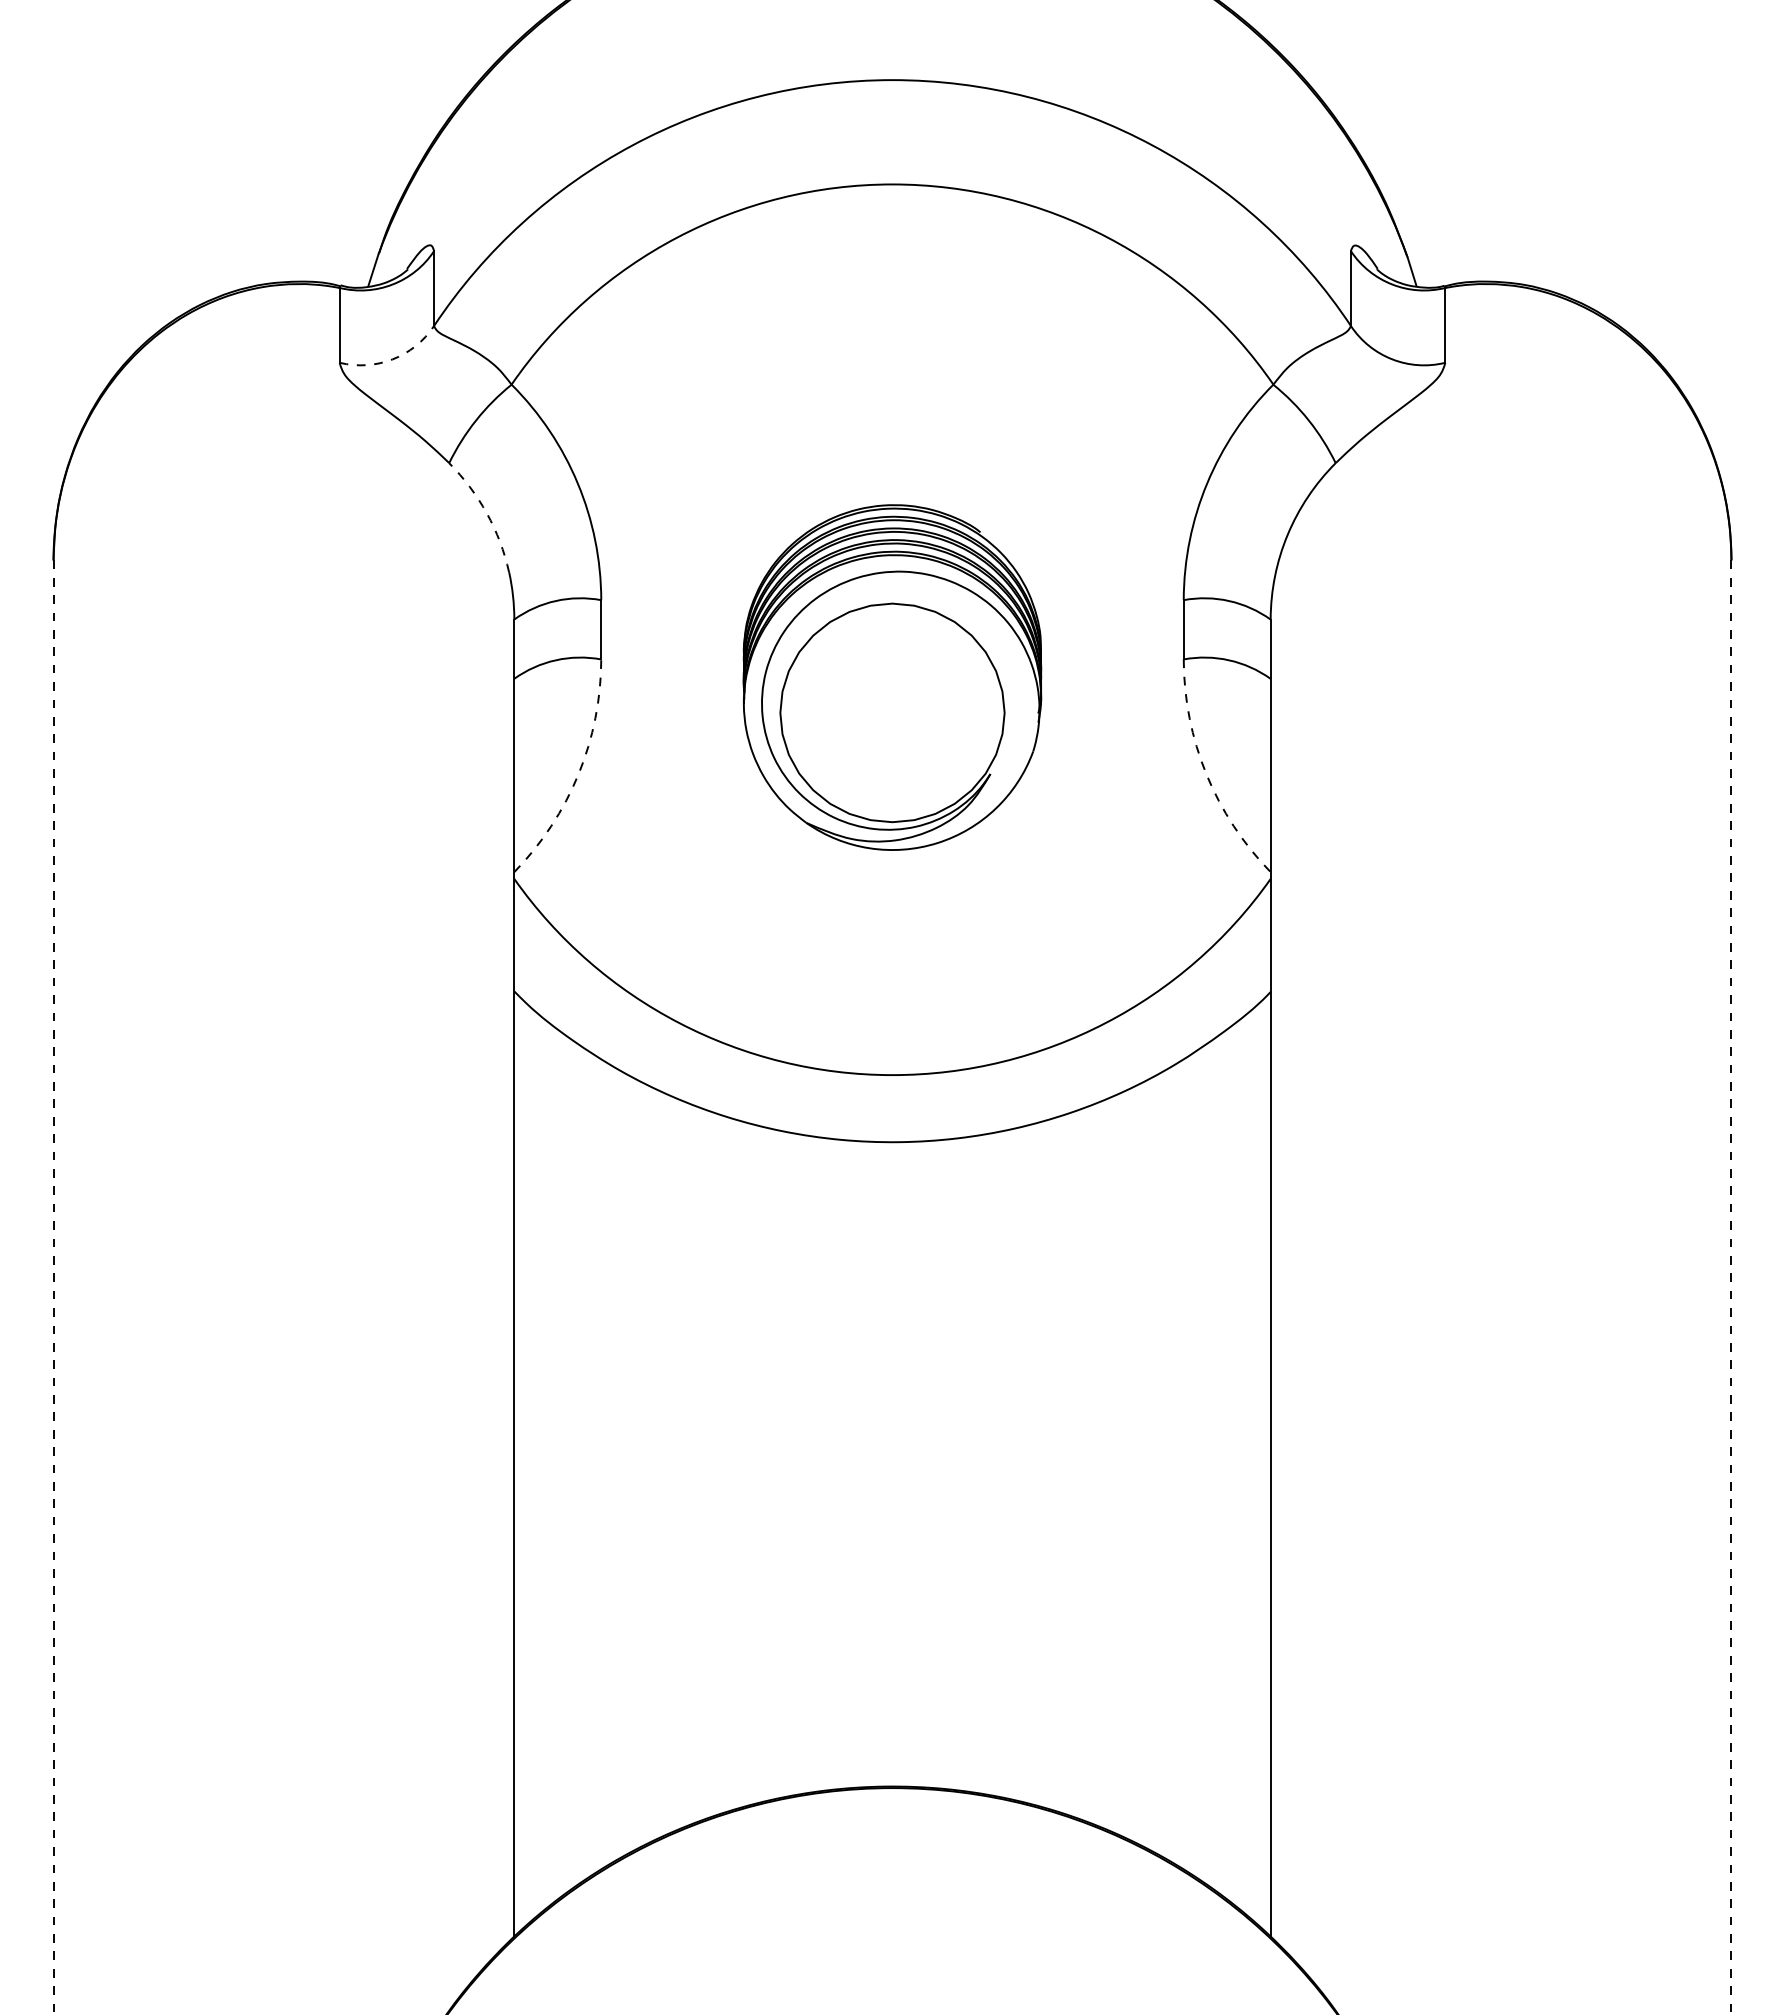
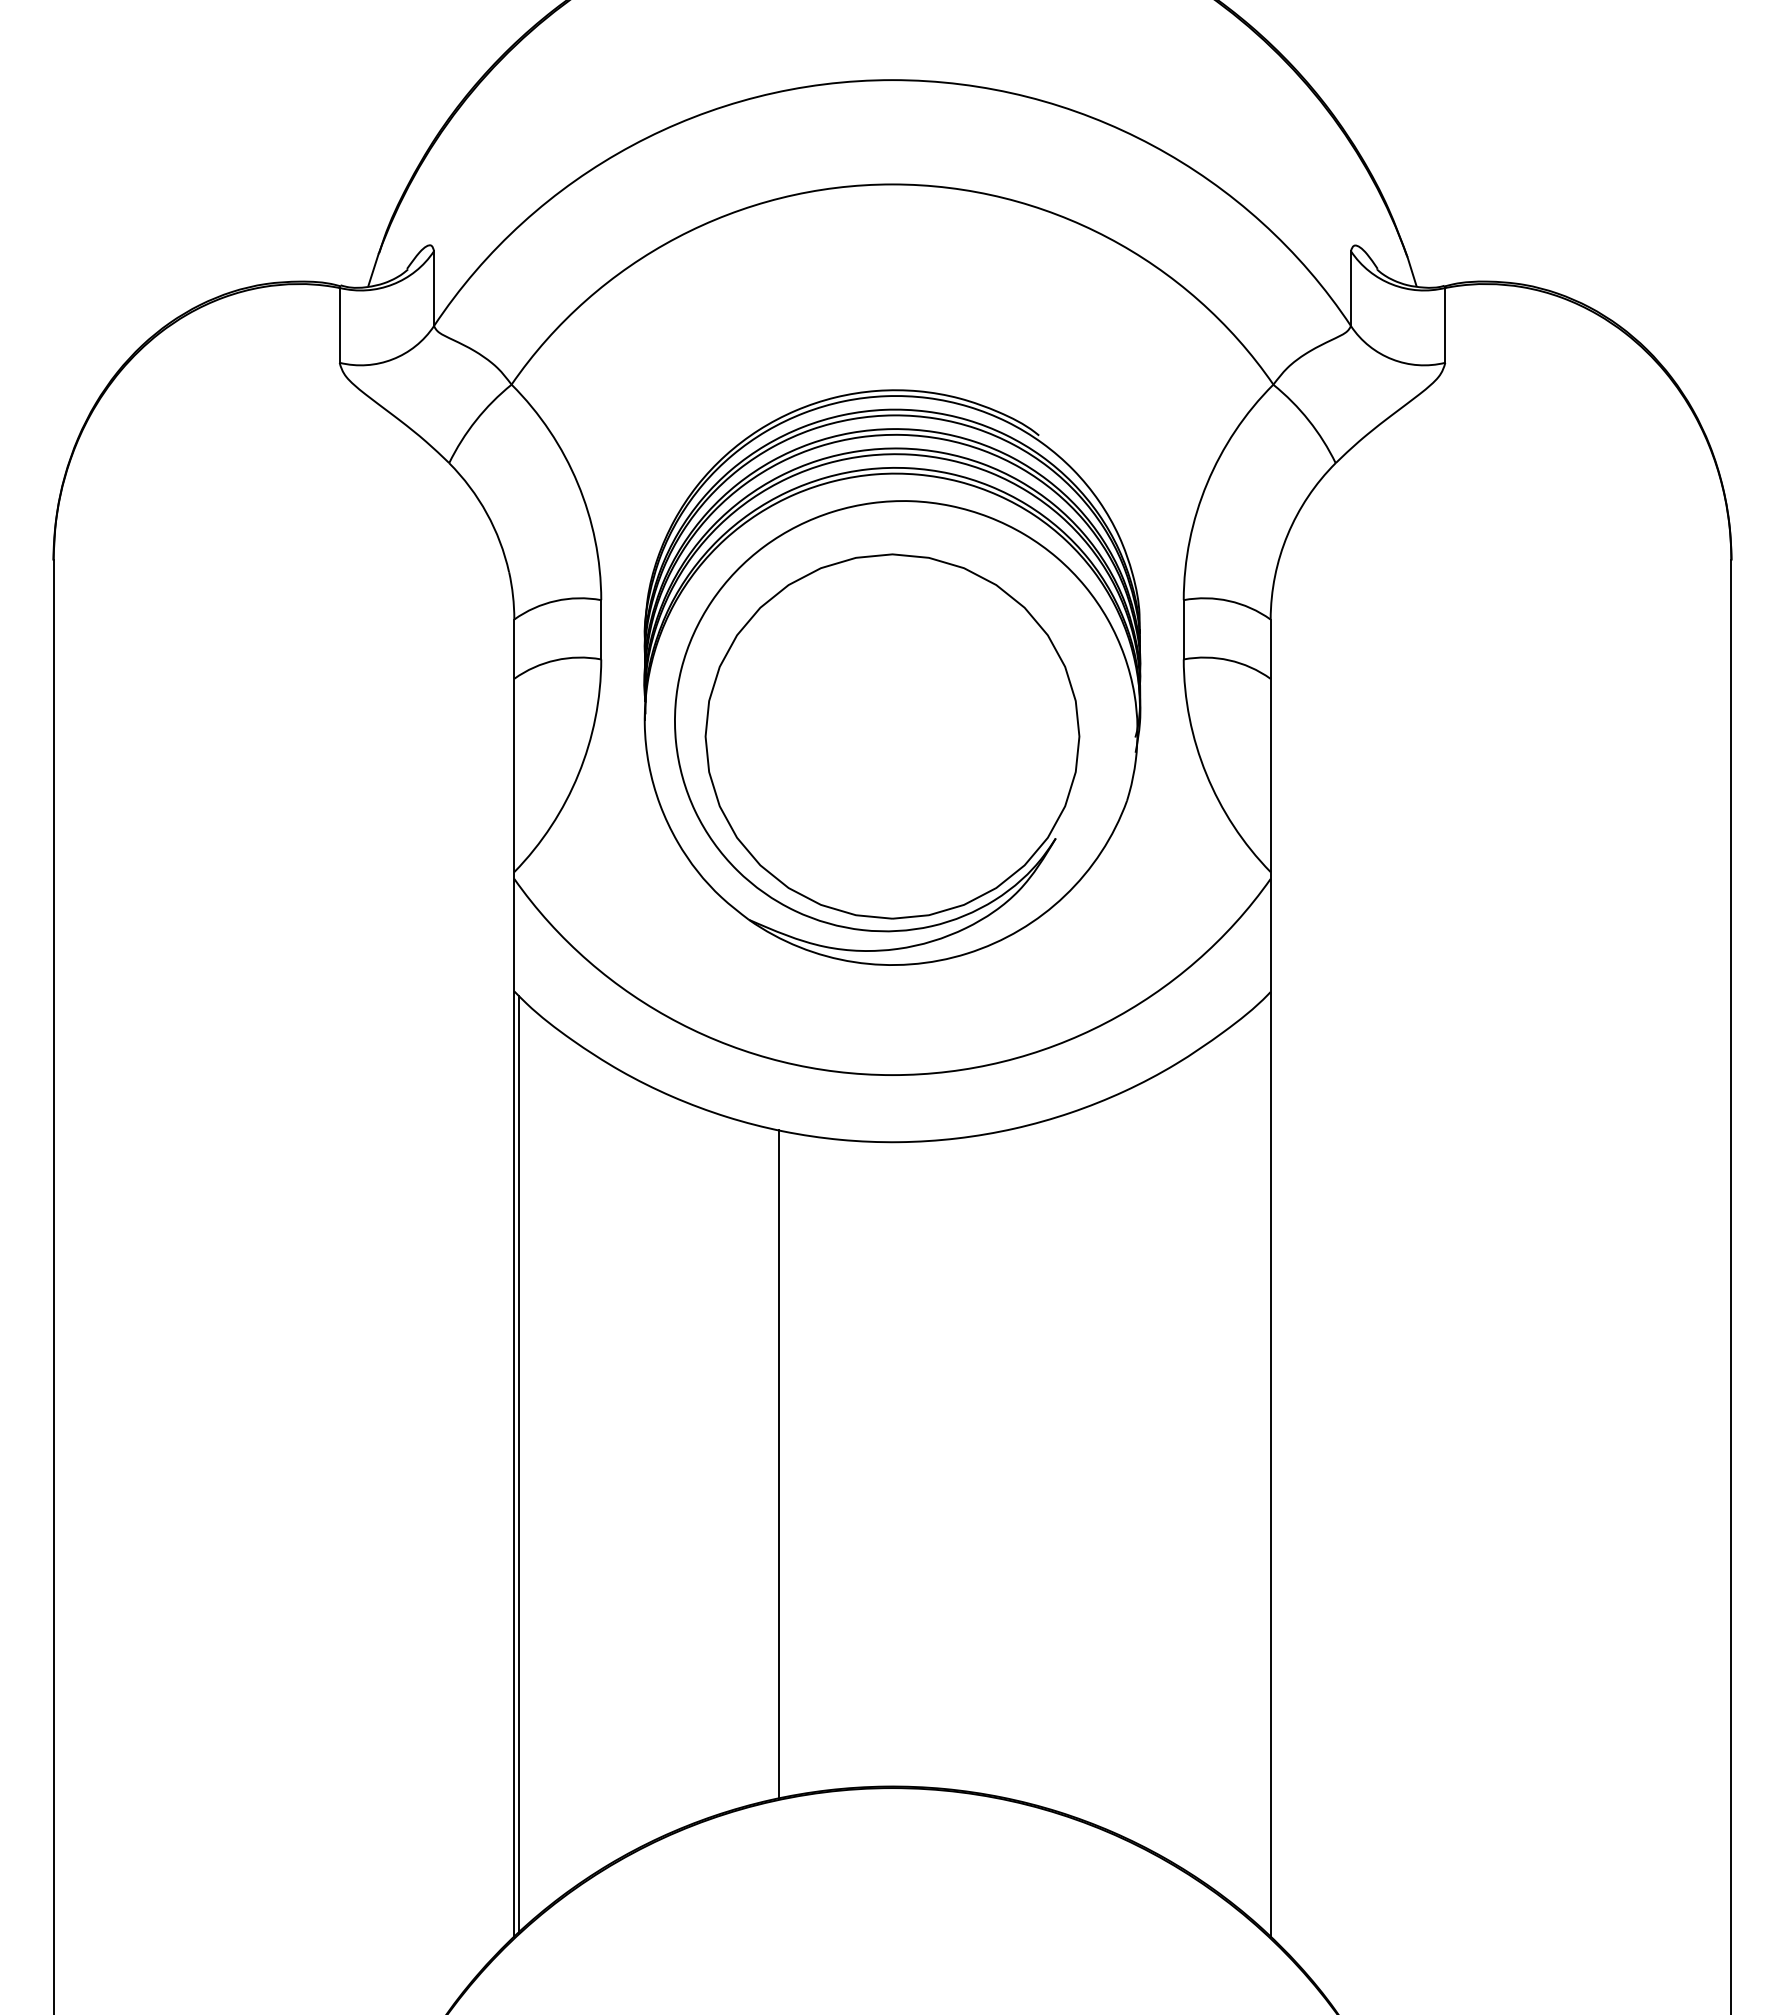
arc: dashed -> solid (392, 359)
arc: dashed -> solid (486, 513)
part size: 301x347 px -> 499x577 px (892, 677)
arc: dashed -> solid (578, 774)
arc: dashed -> solid (1206, 774)
line: dashed -> solid (53, 1287)
line: dashed -> solid (1731, 1287)
line: none -> present (518, 1463)
line: none -> present (779, 1464)
